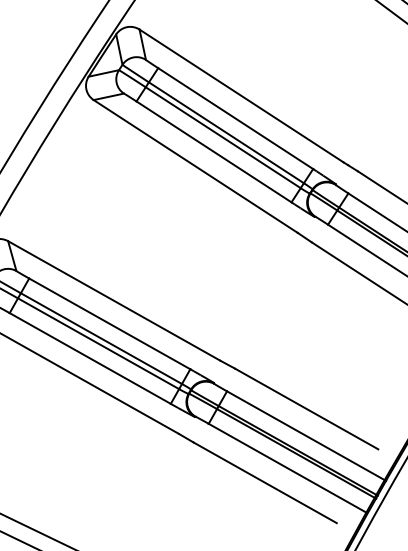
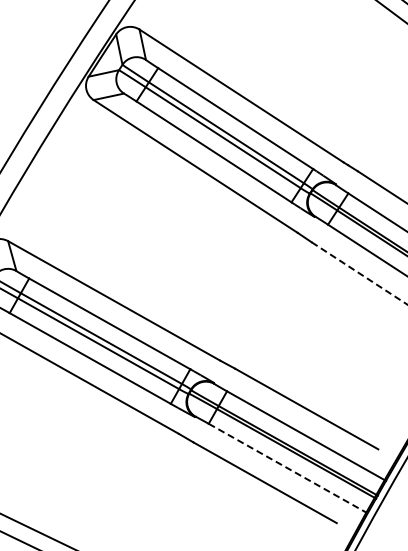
line: solid -> dashed (360, 273)
line: solid -> dashed (287, 468)
